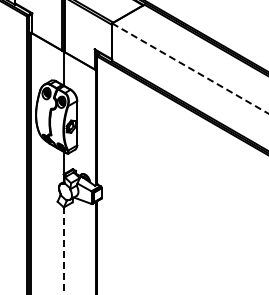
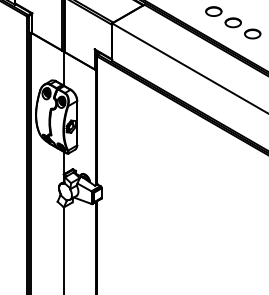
part: none -> present (233, 22)
line: dashed -> solid (190, 68)
line: dashed -> solid (63, 251)
